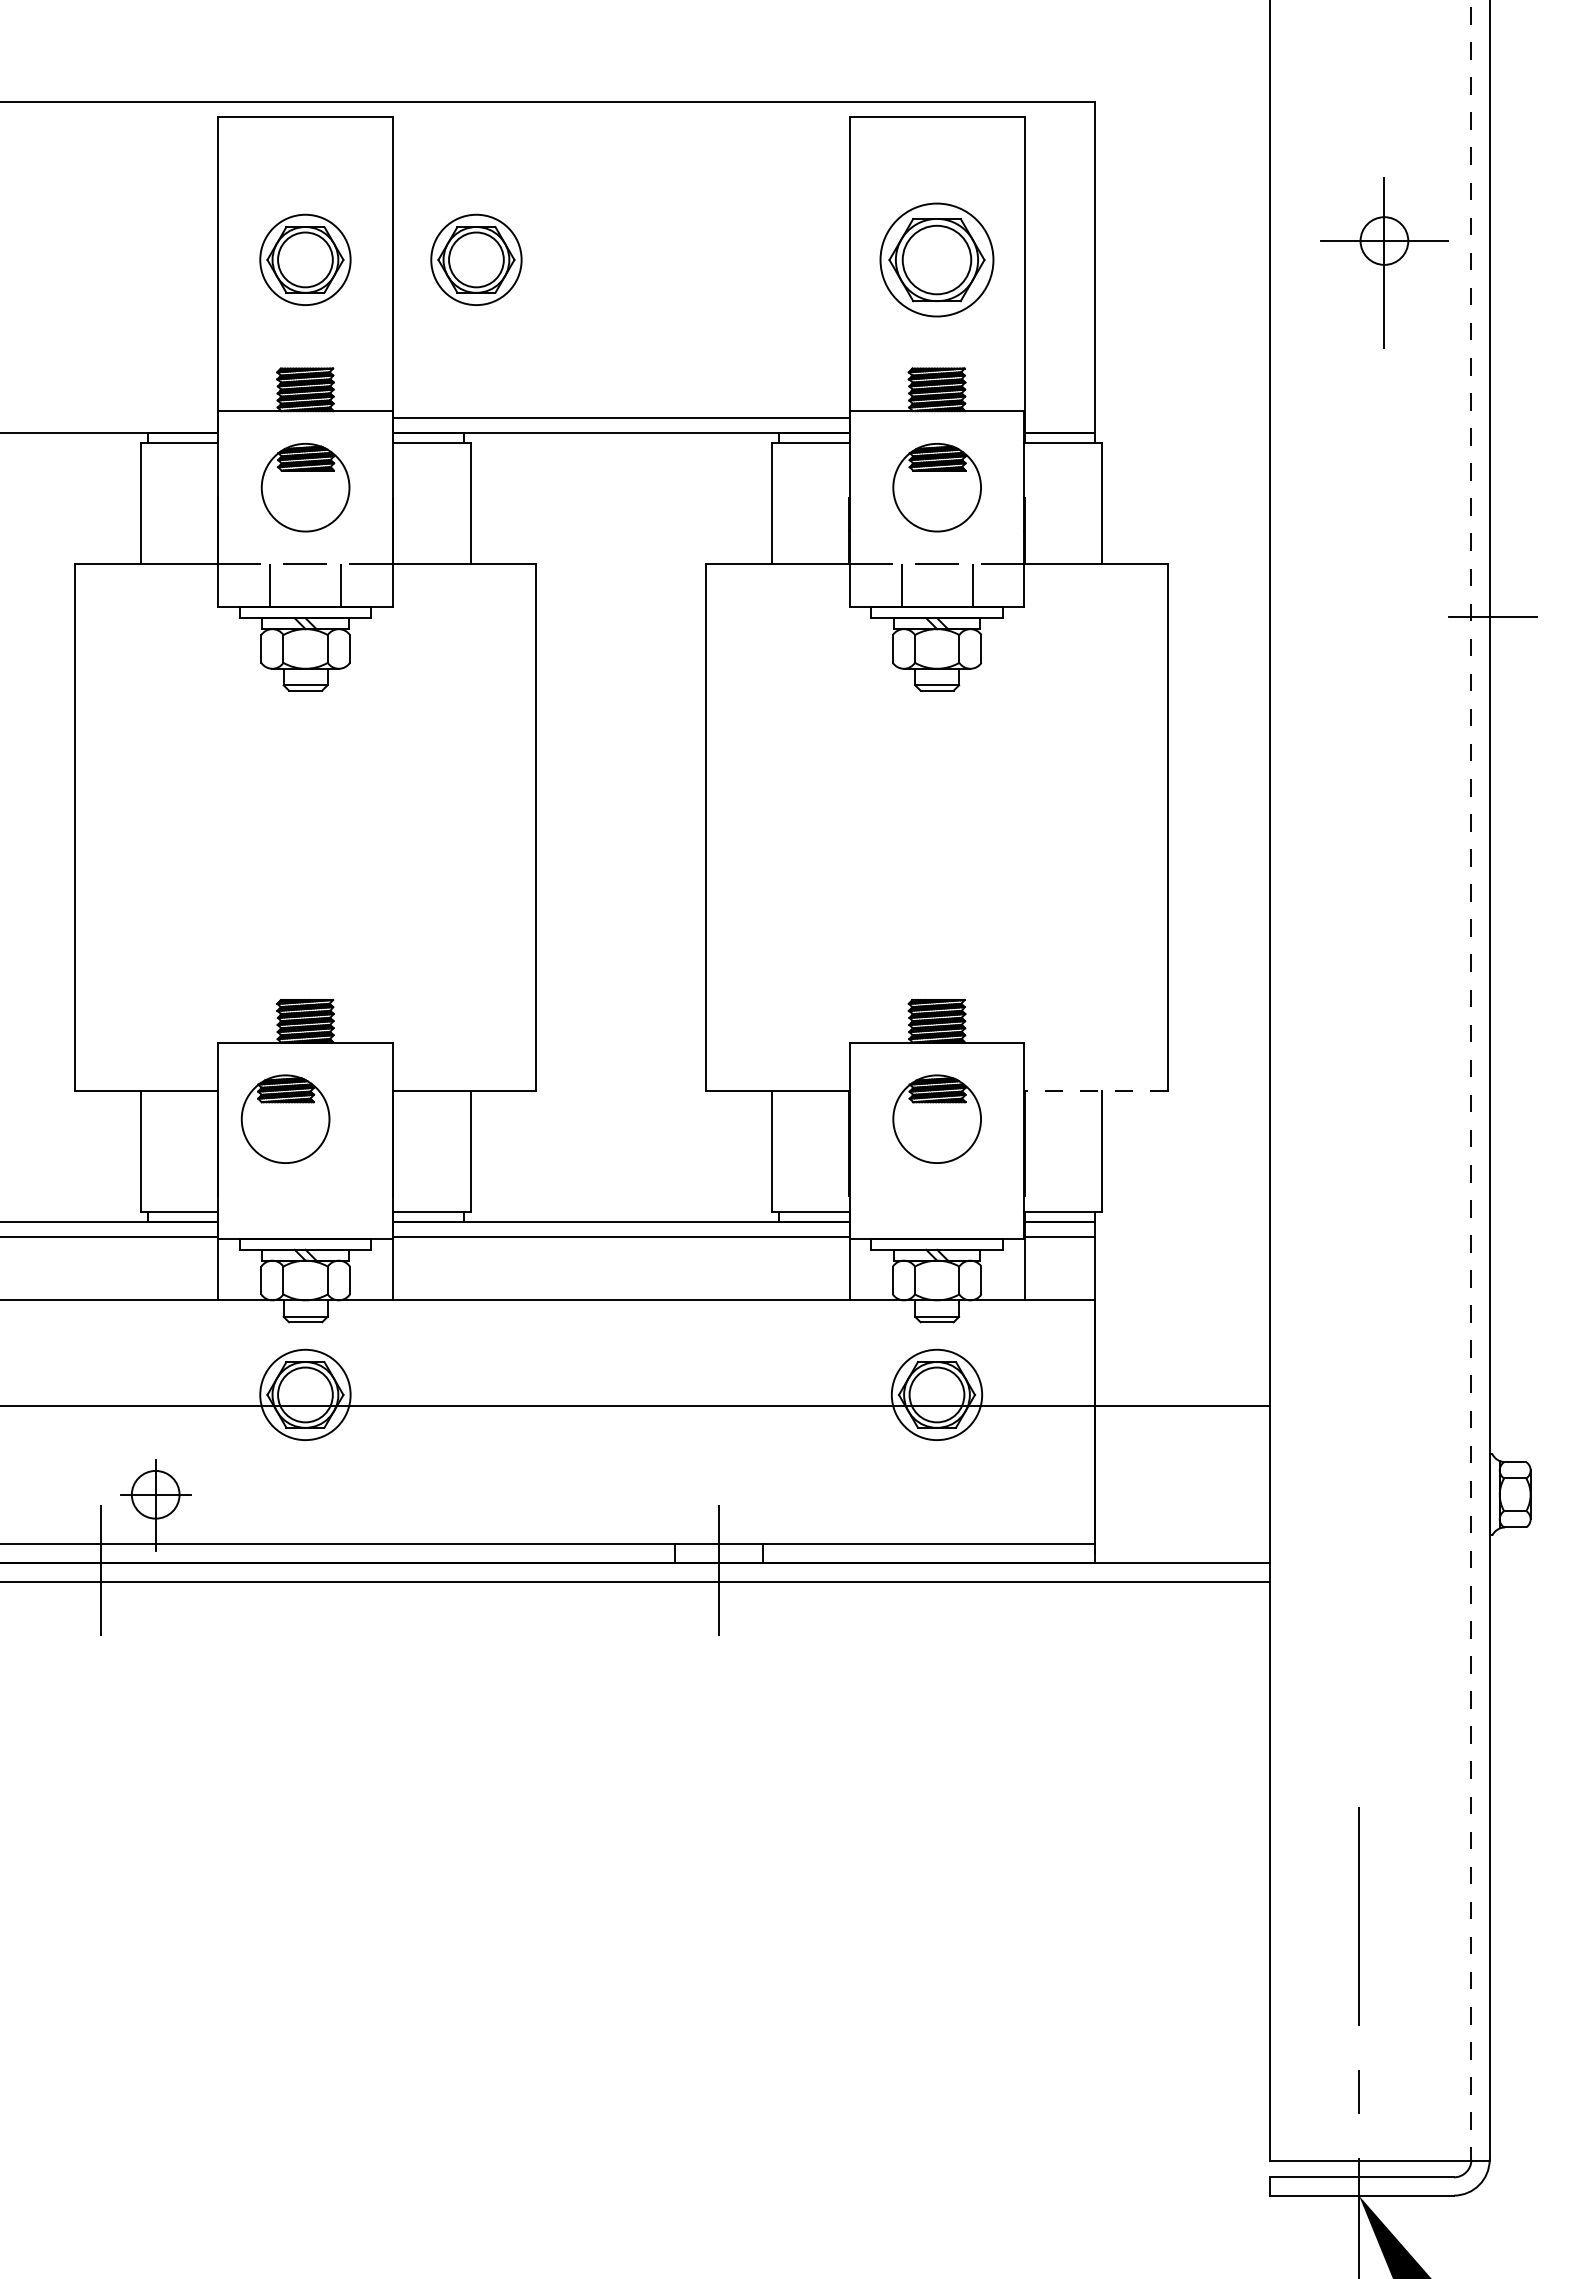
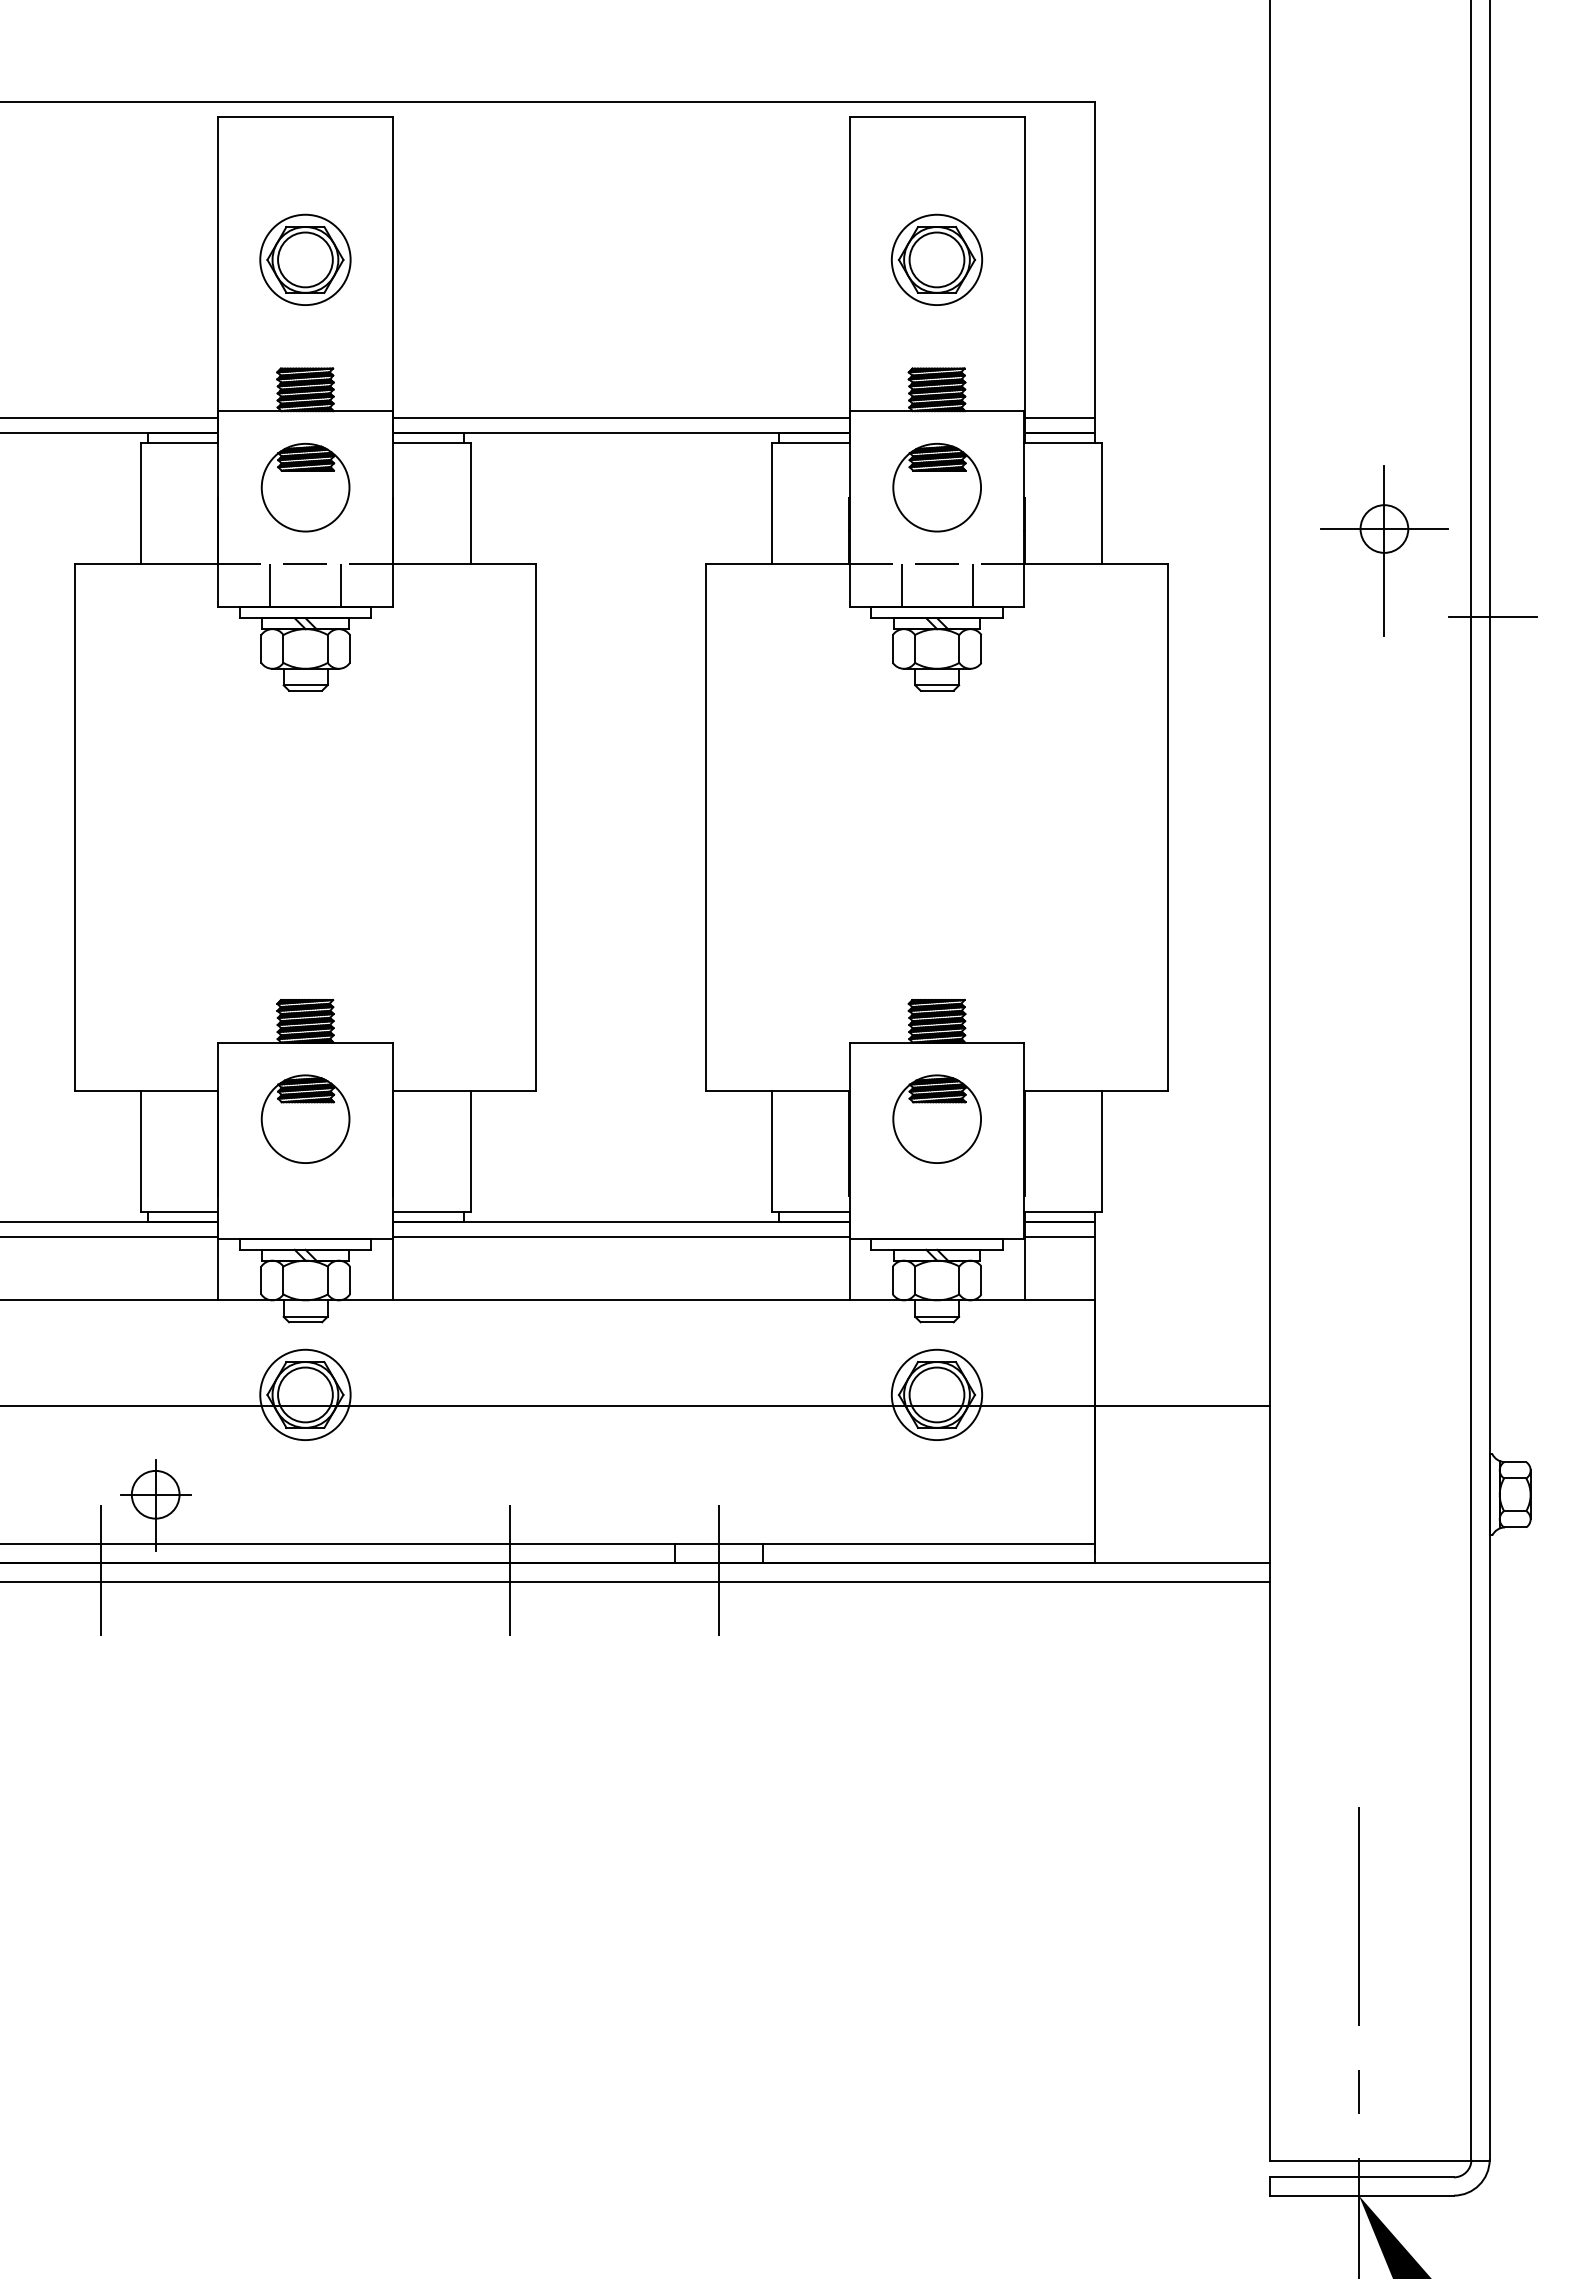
part: present -> none (476, 259)
part size: 116x116 px -> 94x93 px (936, 259)
part position: (1384, 262) -> (1384, 550) (1384, 550)
line: none -> present (110, 417)
line: none -> present (1059, 417)
line: dashed -> solid (1471, 1080)
line: dashed -> solid (1096, 1090)
part position: (285, 1118) -> (305, 1118) (305, 1118)
line: none -> present (509, 1569)
